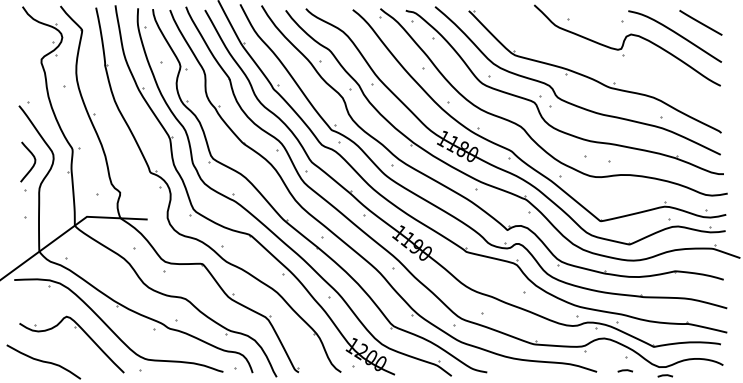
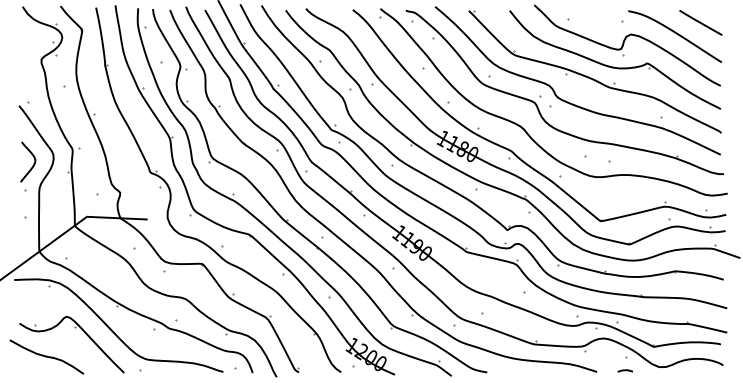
part: none -> present (614, 66)
curve position: (43, 361) -> (46, 356) (46, 356)
line: present -> none (664, 375)
